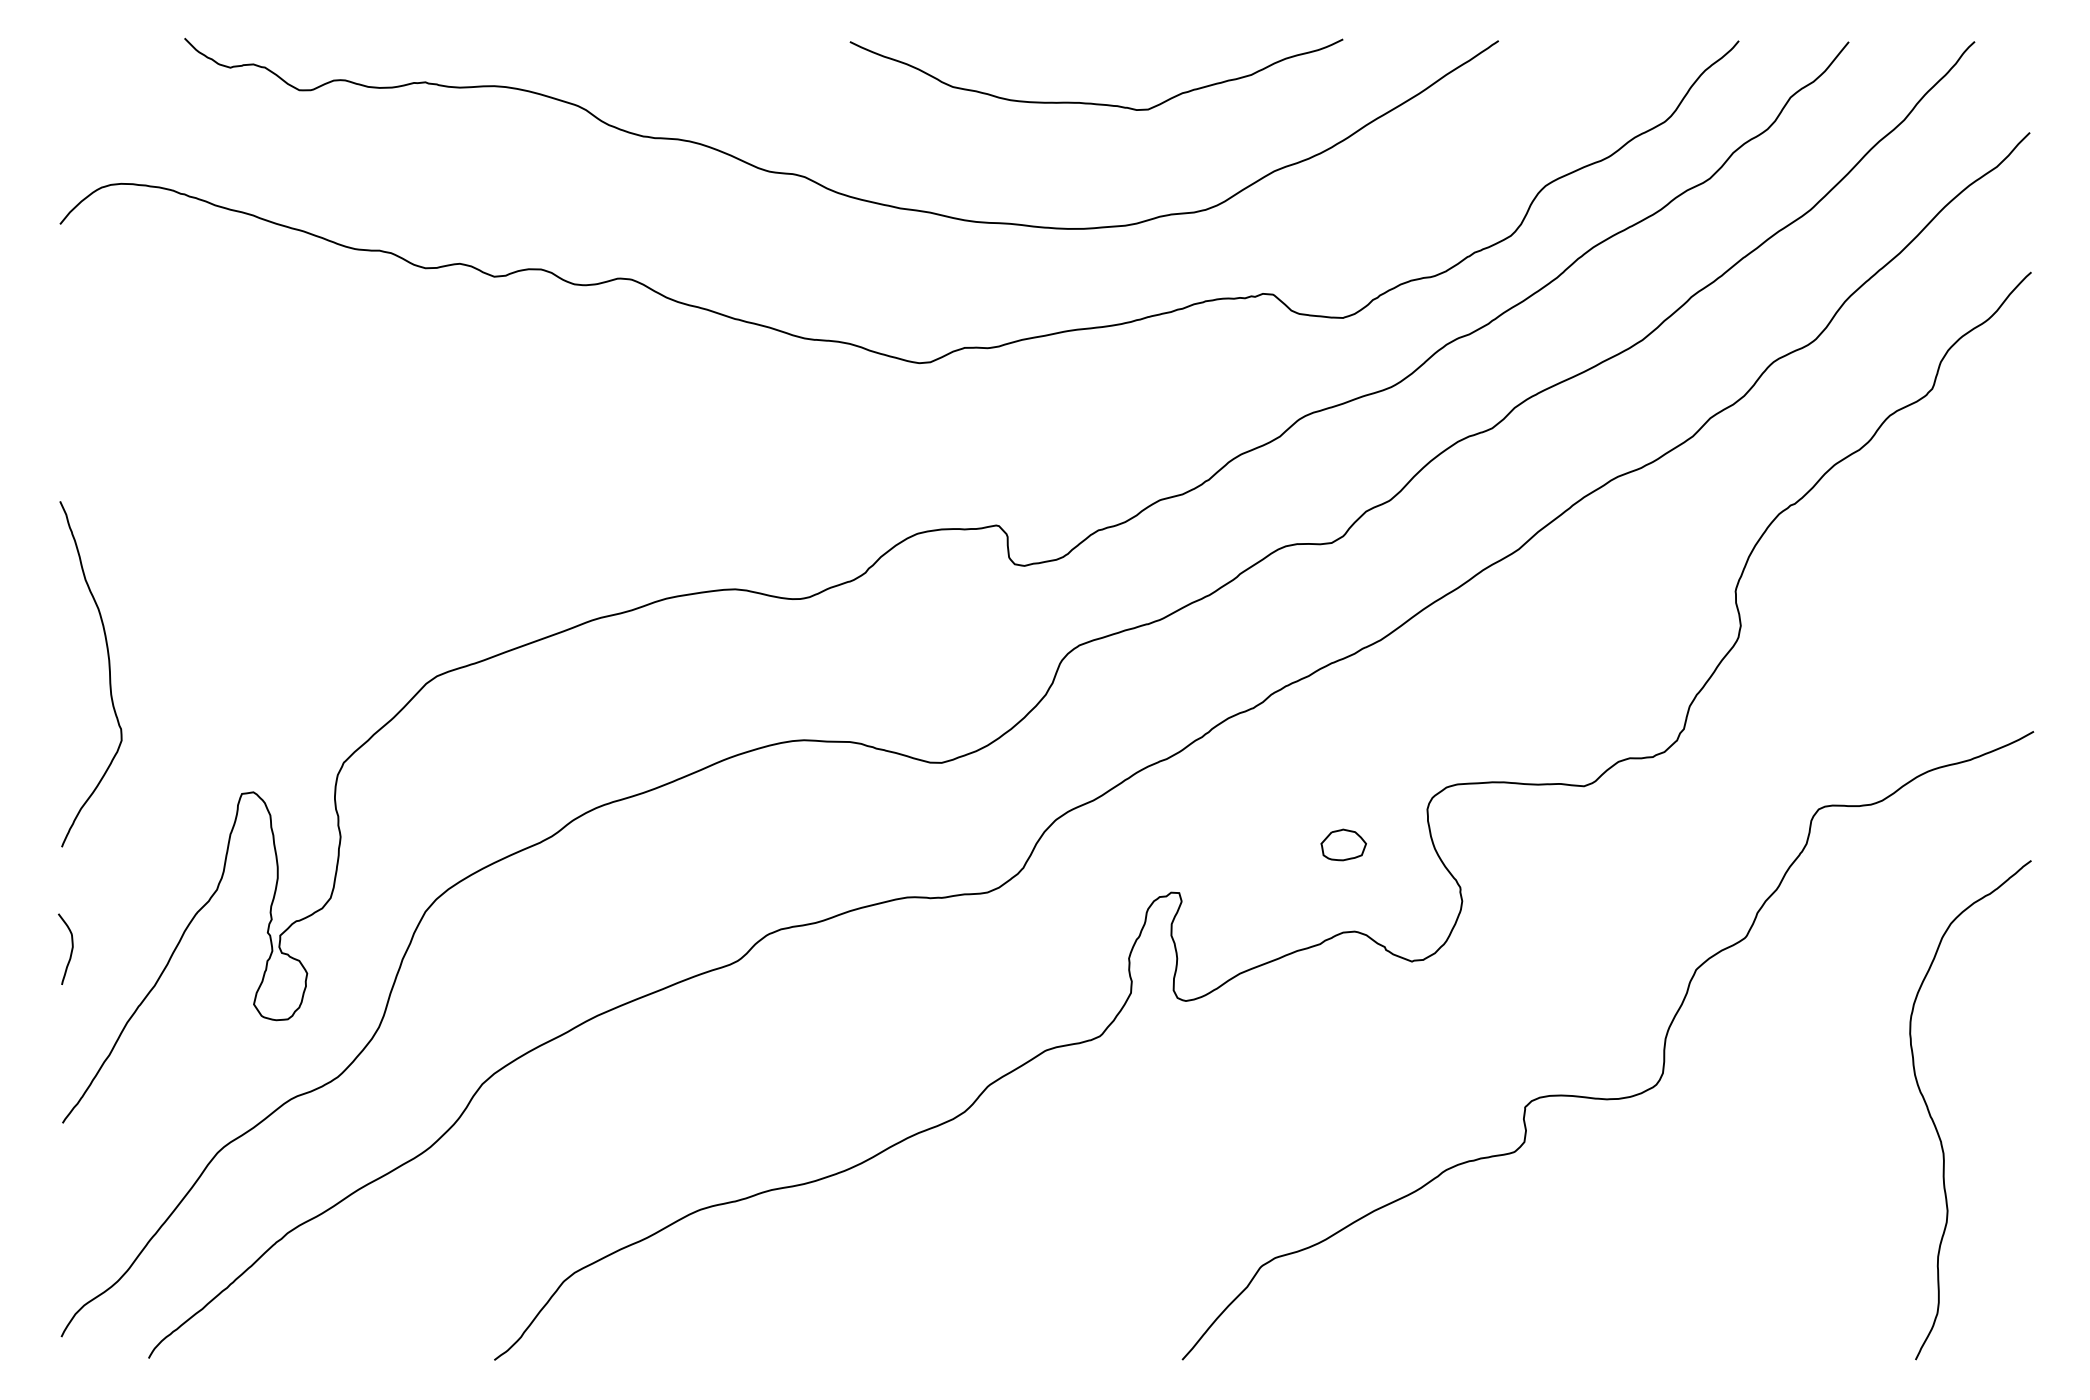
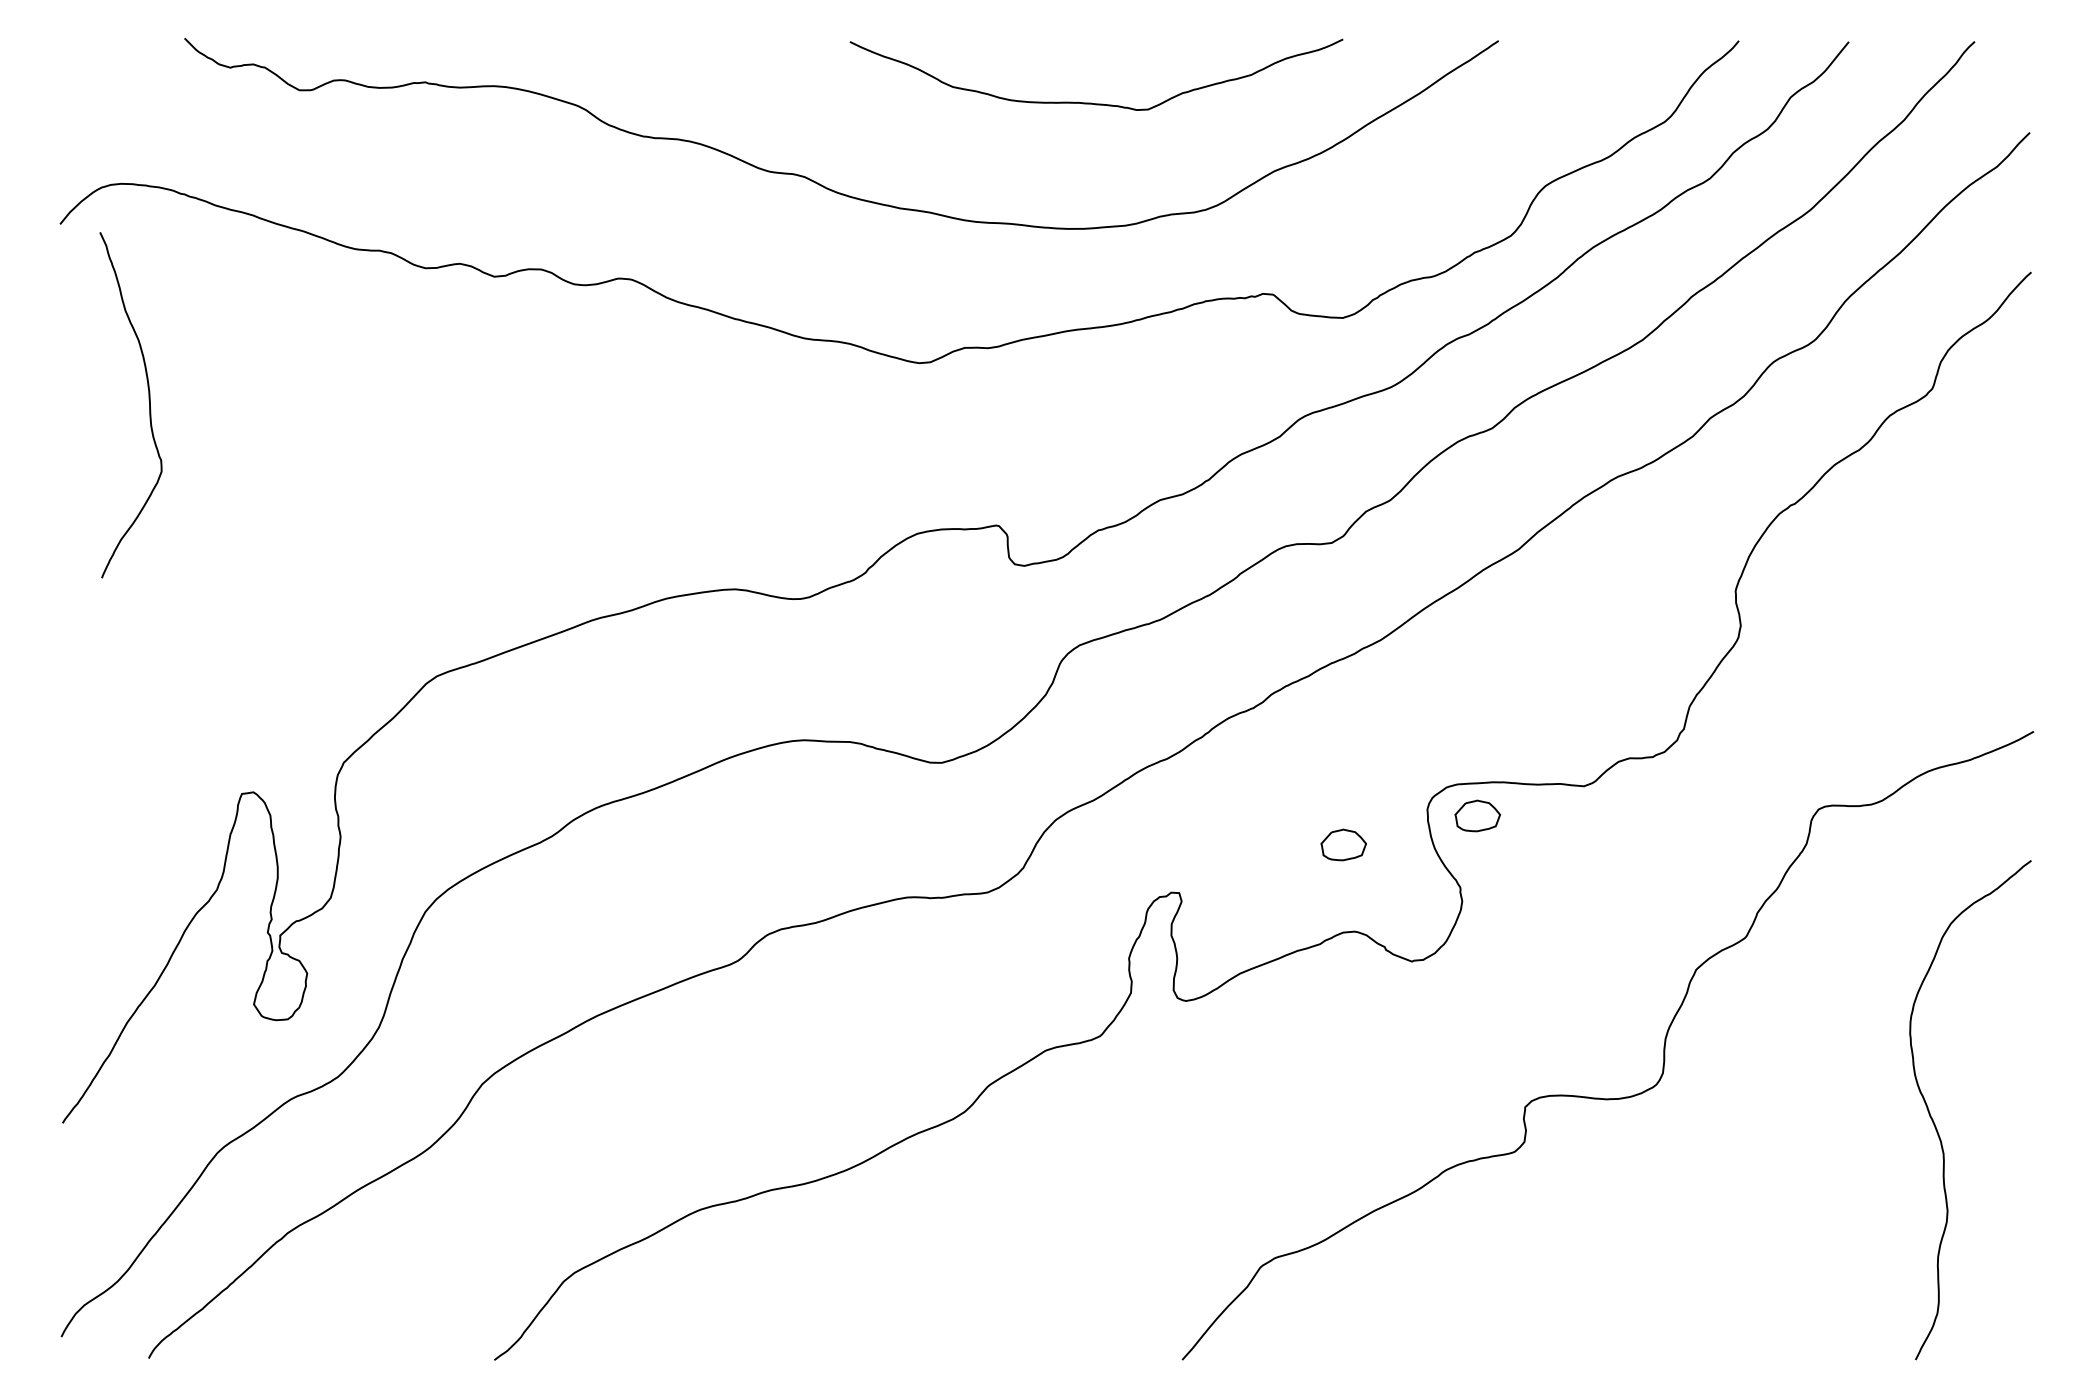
curve position: (108, 669) -> (148, 400) (148, 400)
part: none -> present (1477, 815)
curve: present -> none (71, 948)
